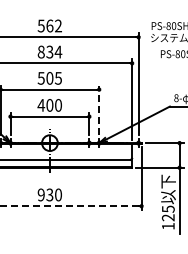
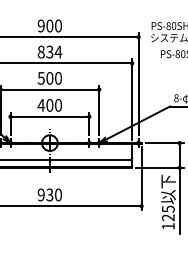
text: 562 -> 900 (49, 25)
text: 505 -> 500 (57, 77)
line: dashed -> solid (99, 110)
line: dashed -> solid (69, 206)
